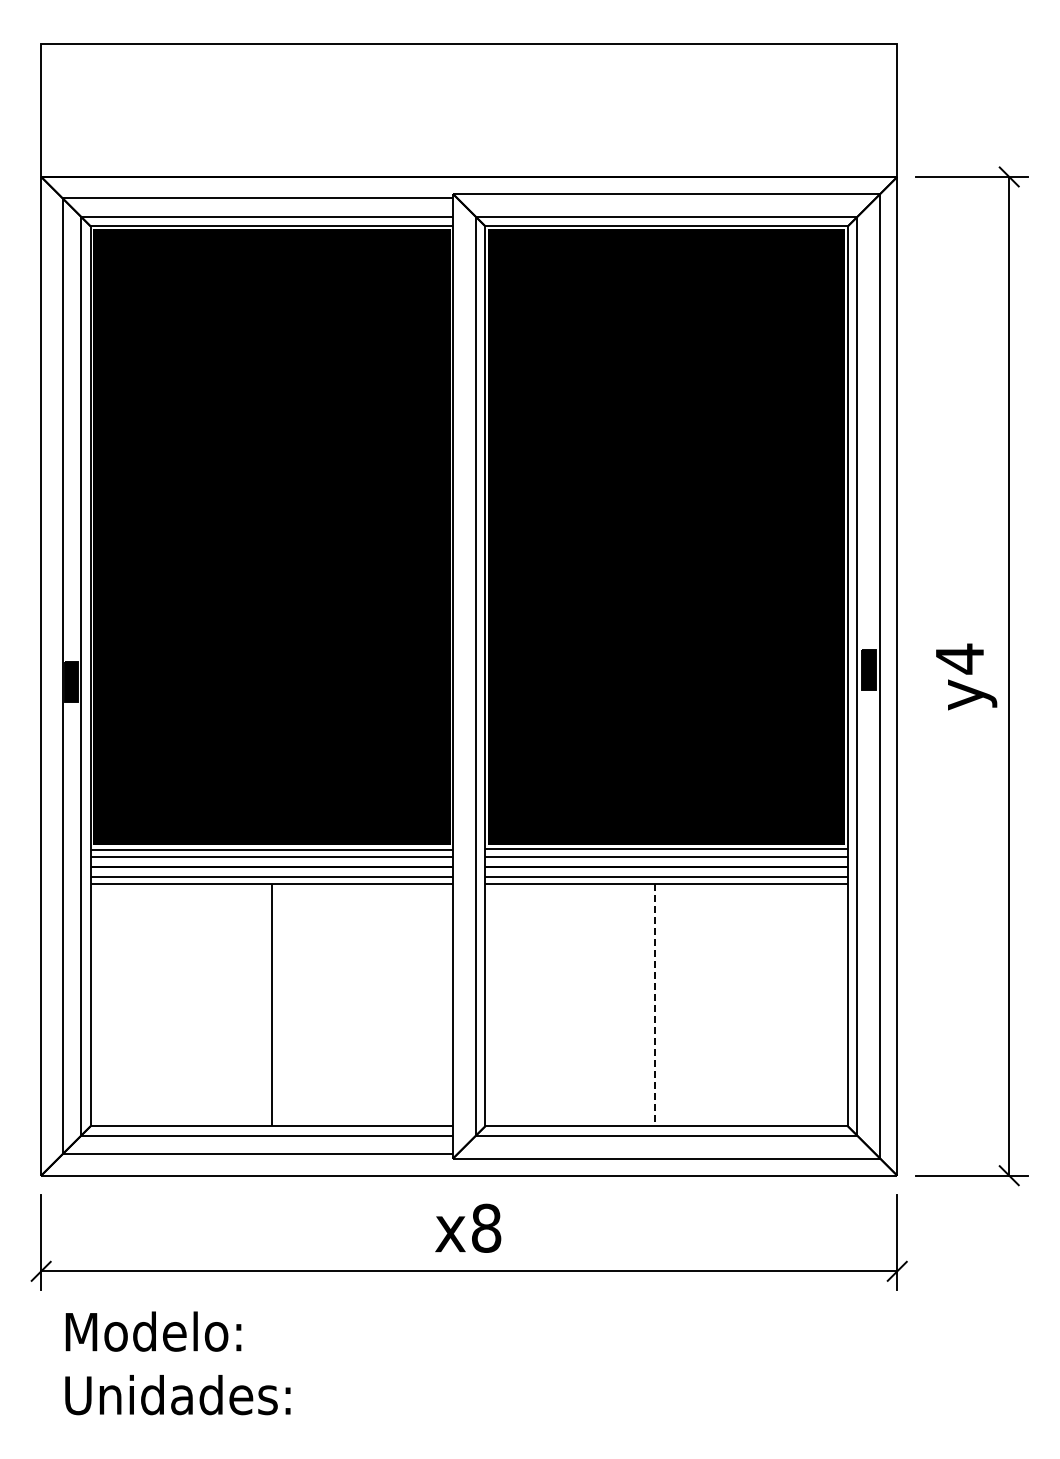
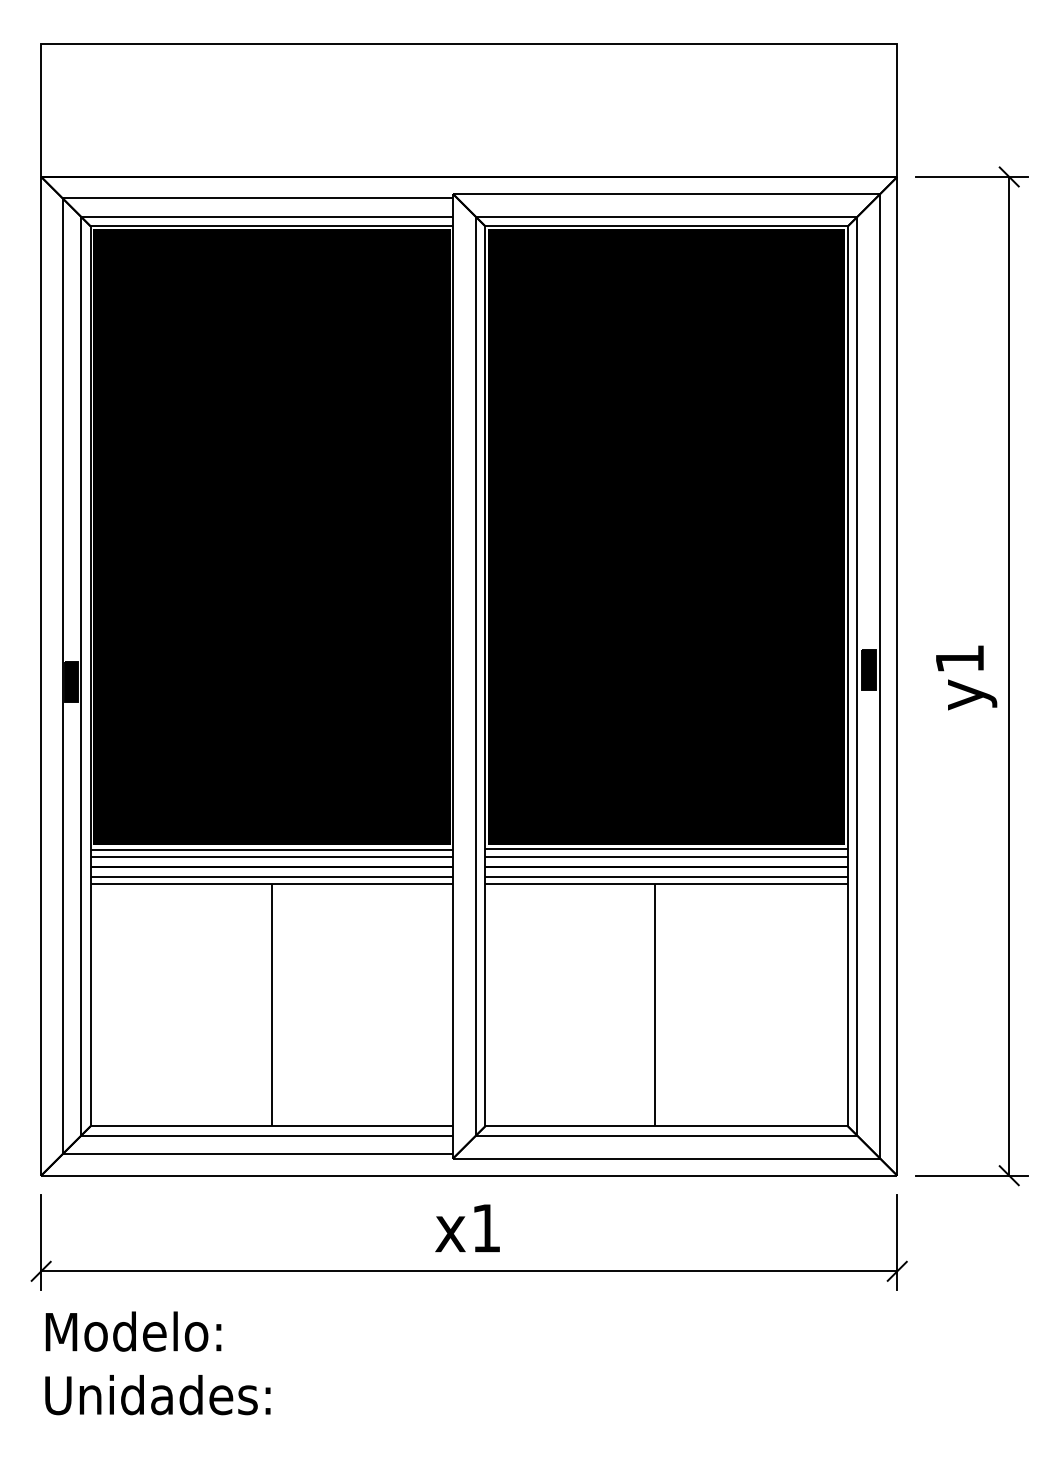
text: y4 -> y1 (959, 658)
line: dashed -> solid (654, 1005)
text: x8 -> x1 (486, 1227)
text position: (177, 1363) -> (157, 1363) (157, 1363)
